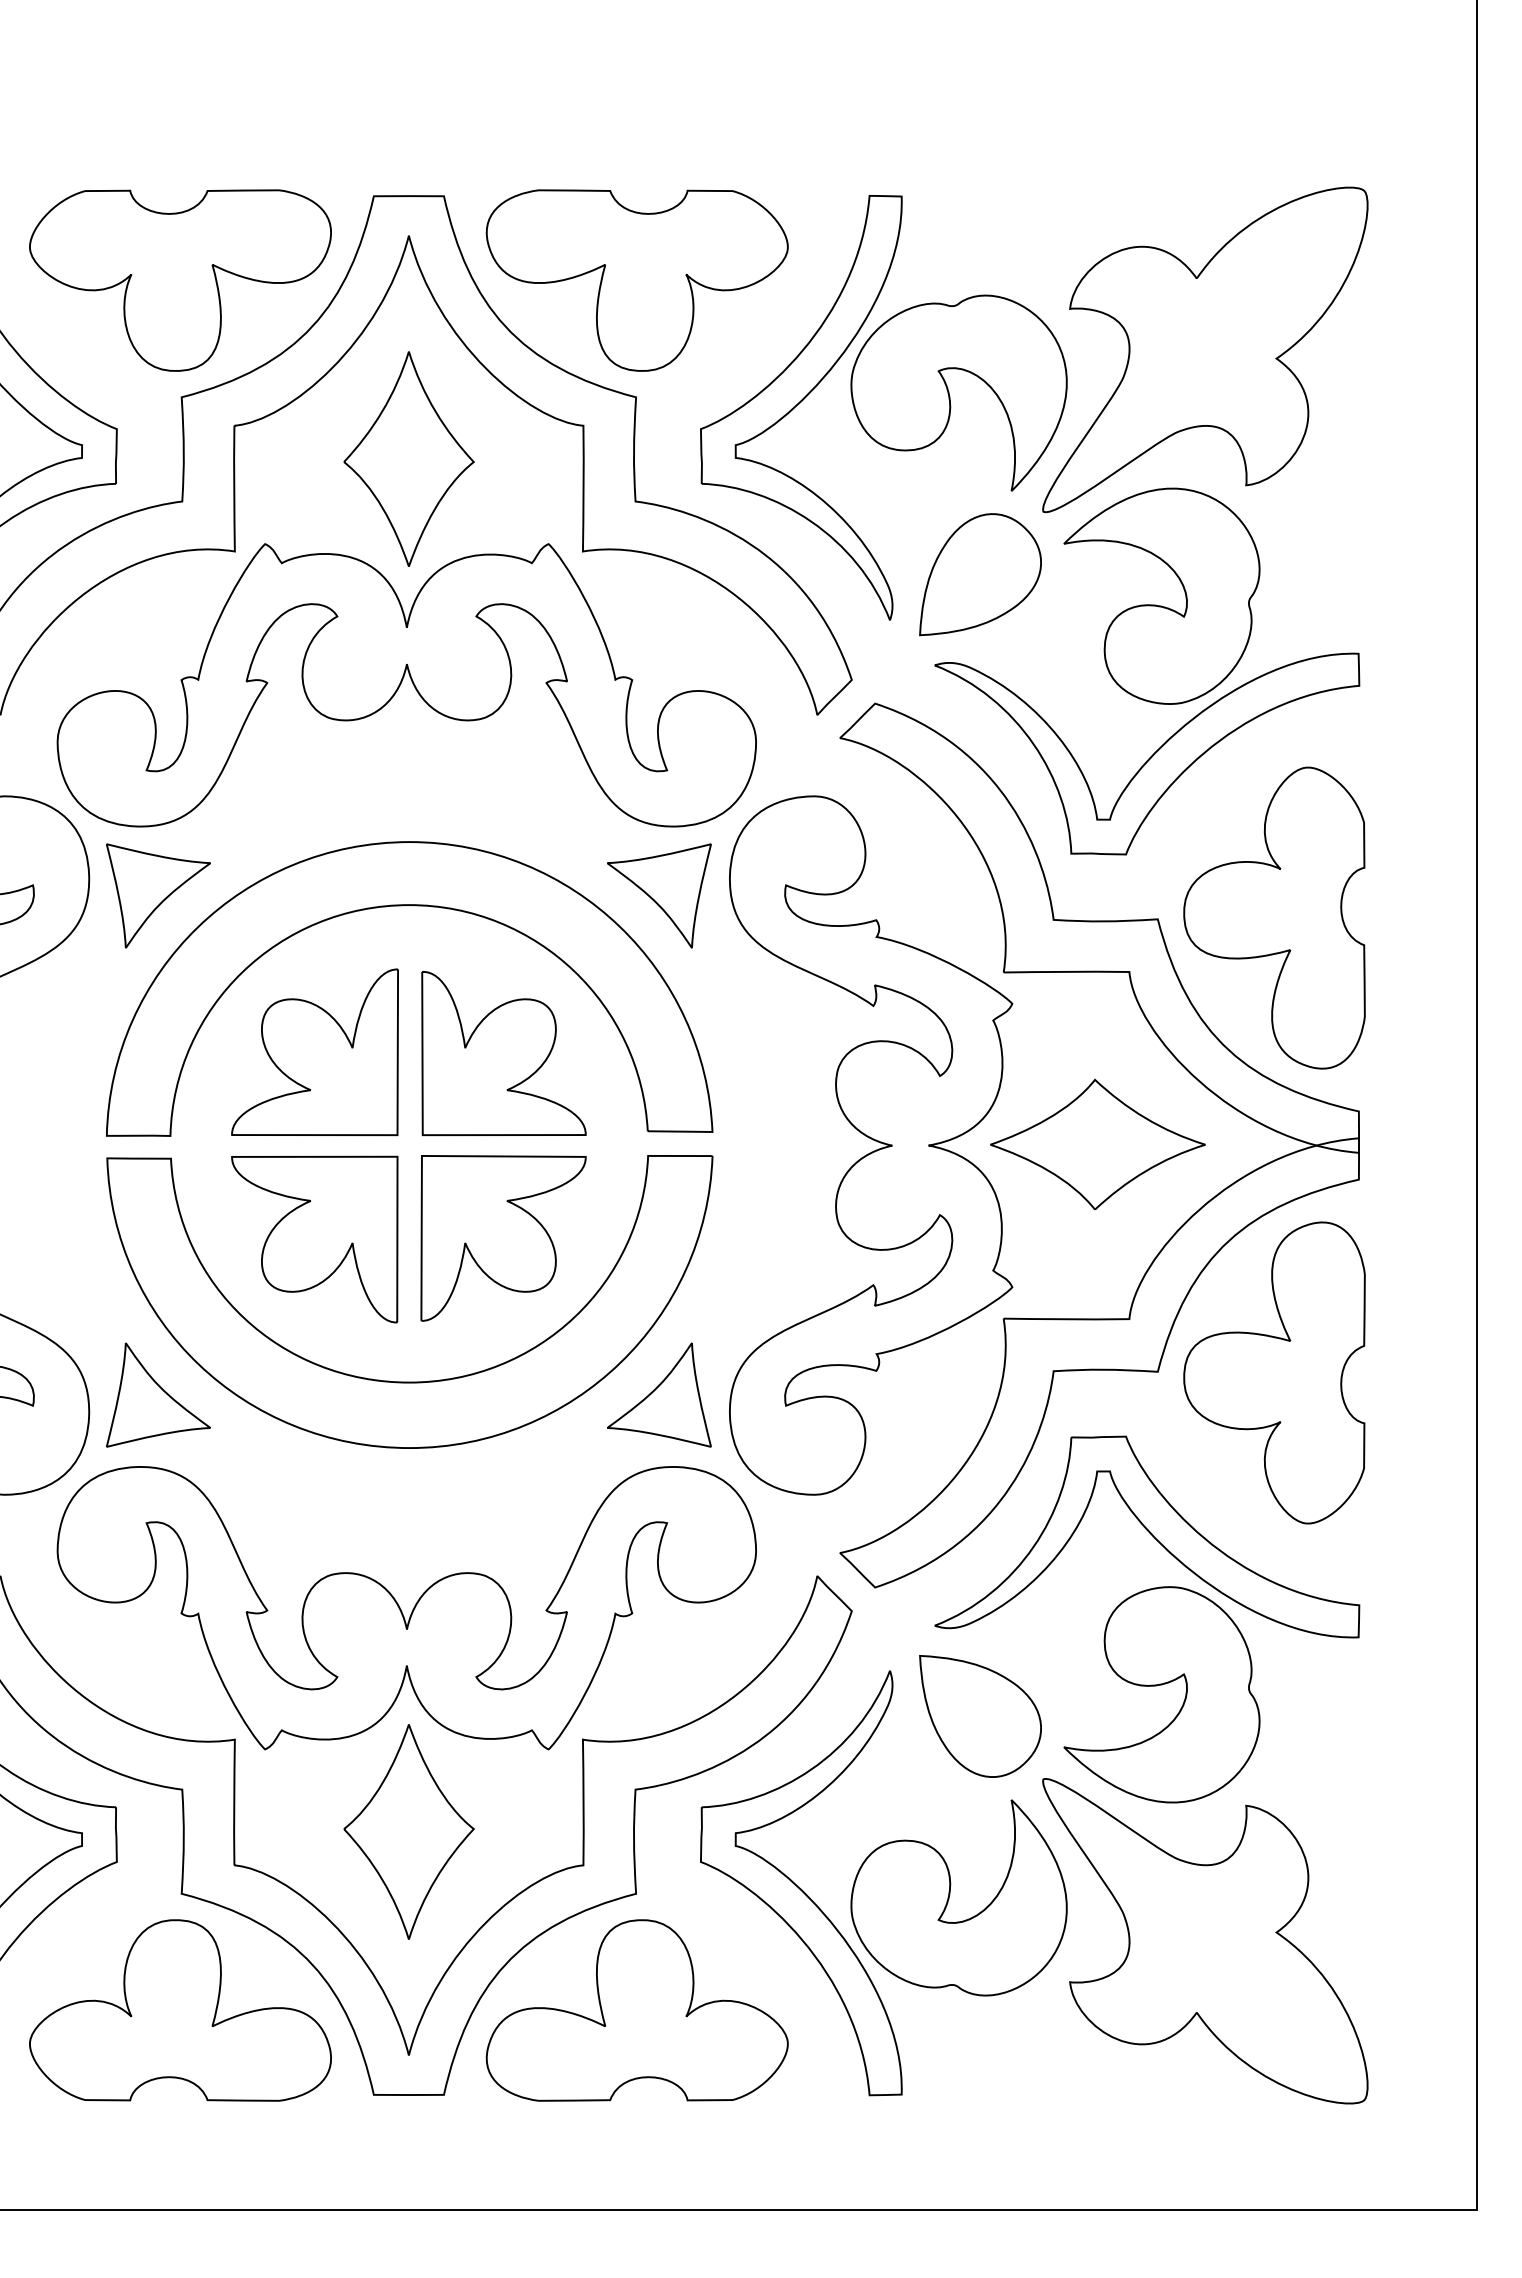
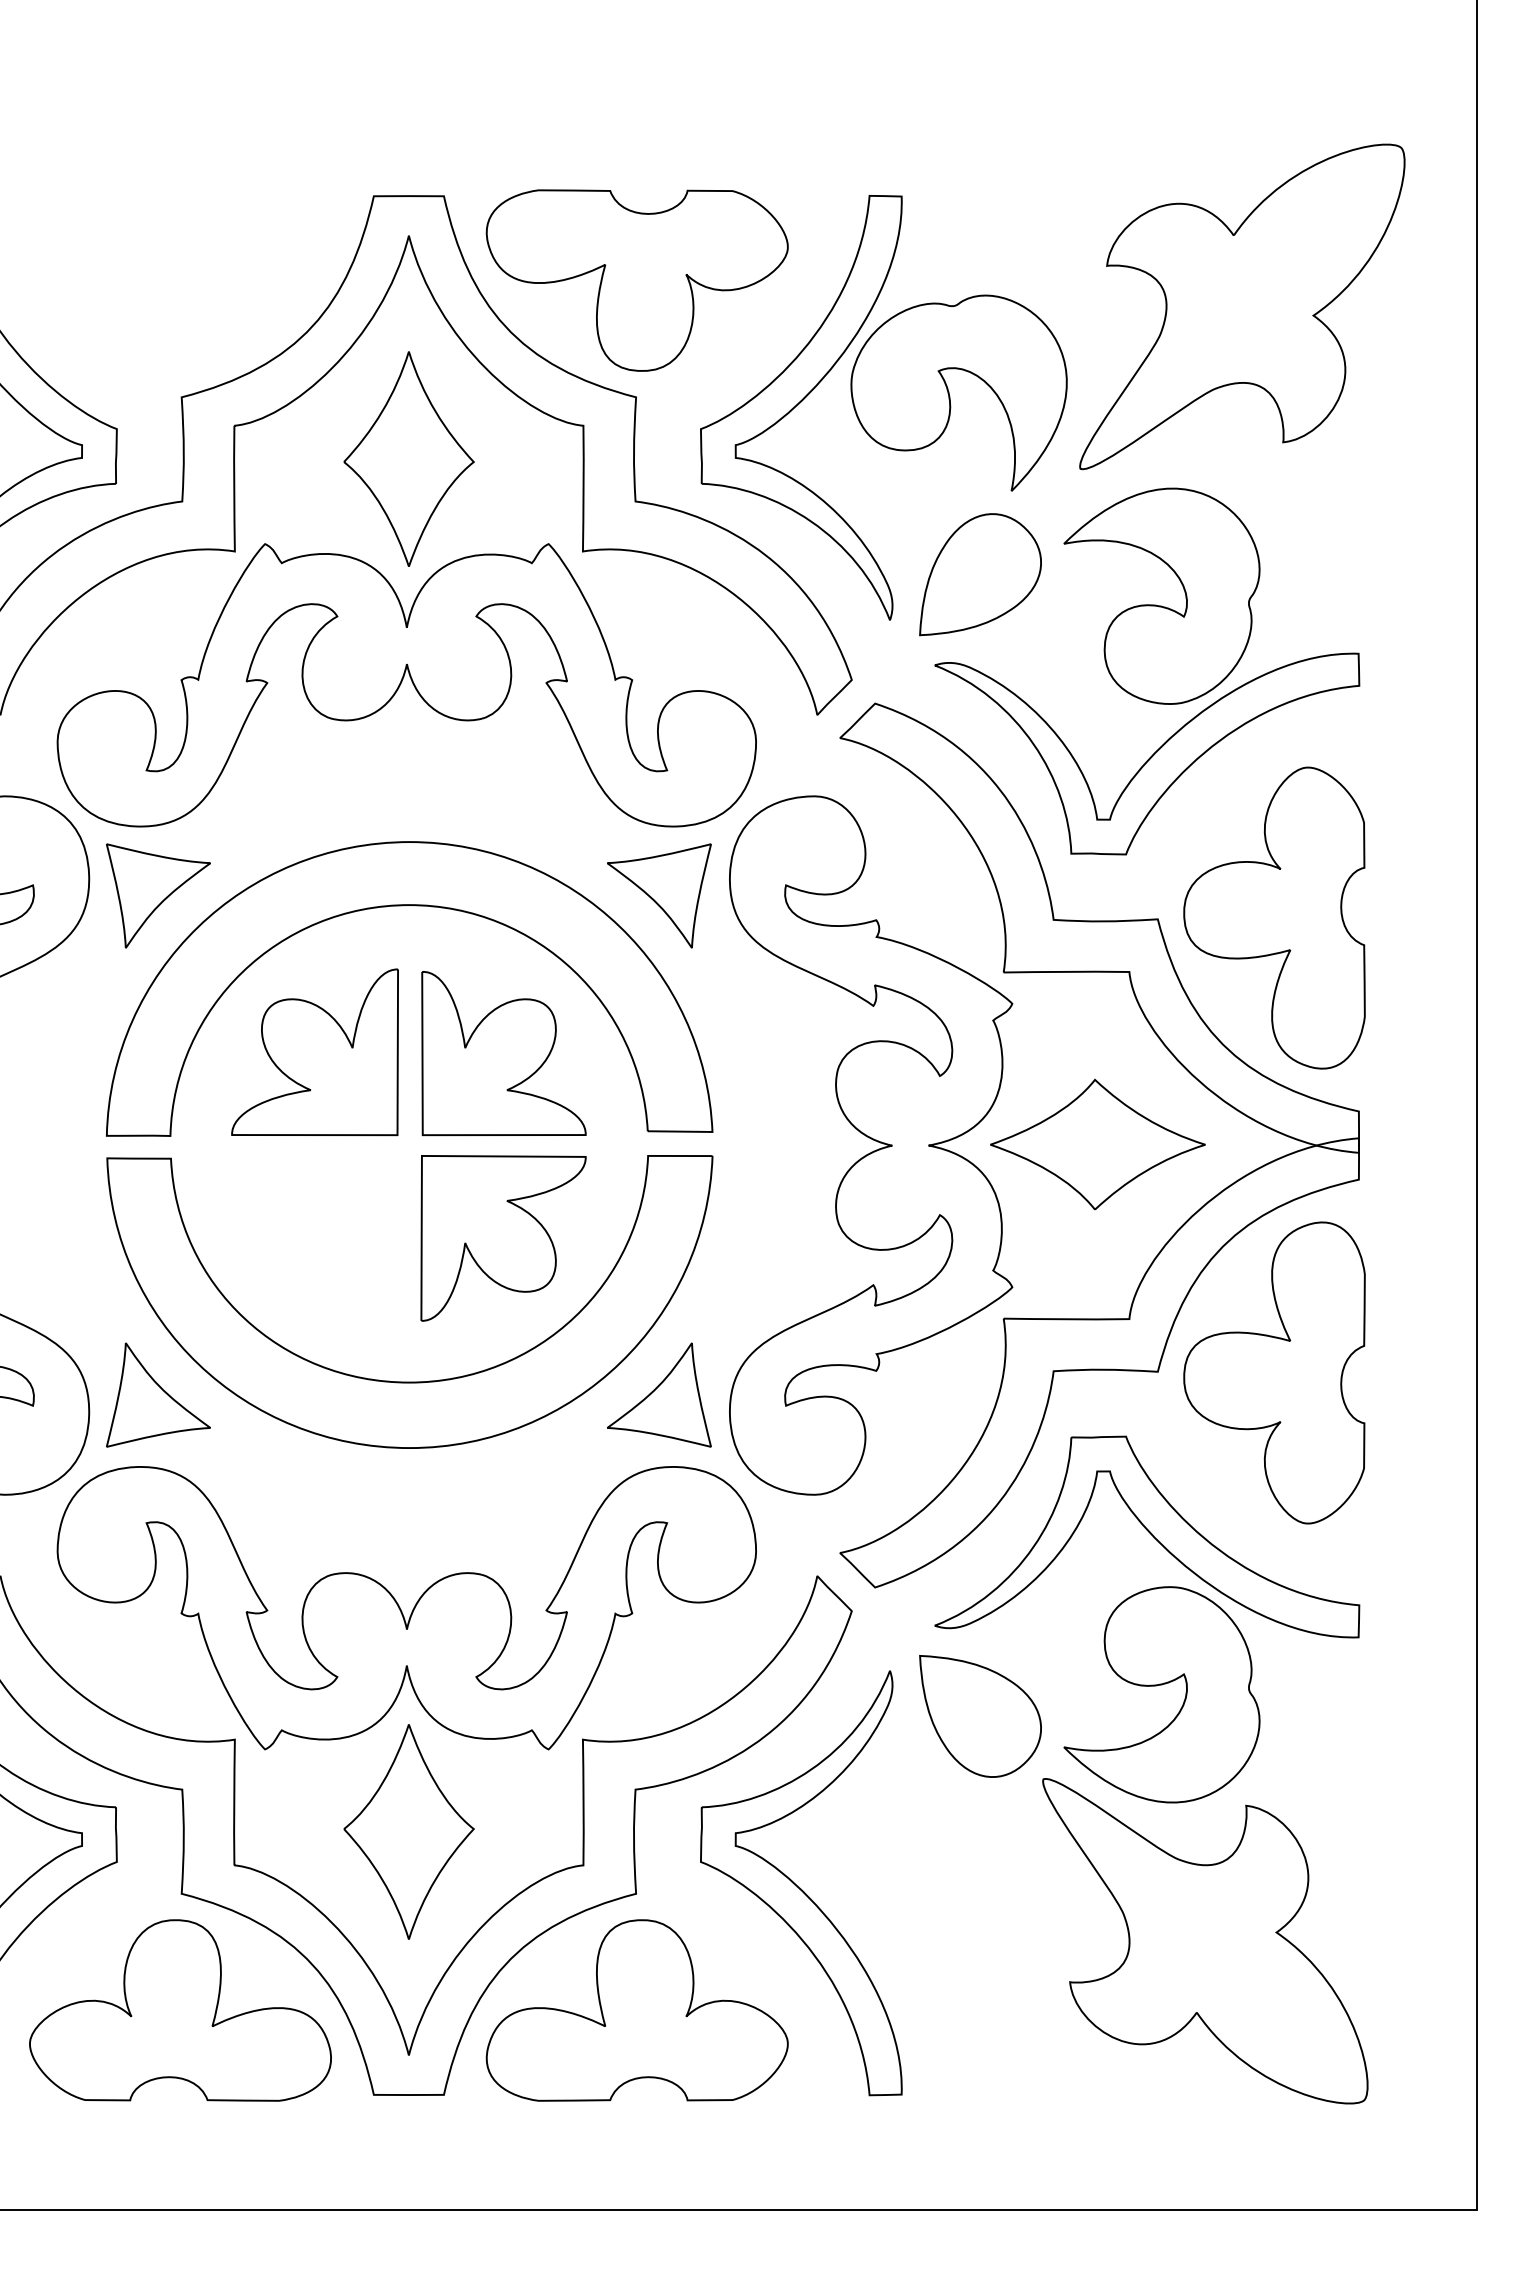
part: present -> none (180, 280)
part position: (1205, 349) -> (1242, 306) (1242, 306)
part: present -> none (314, 1239)
part: present -> none (950, 1894)
